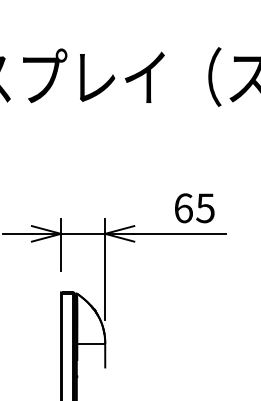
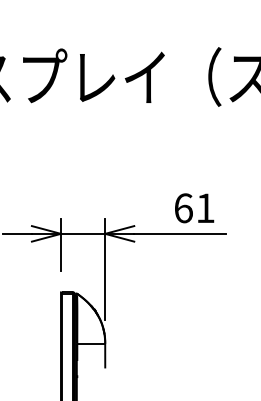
text: 65 -> 61 (205, 208)
